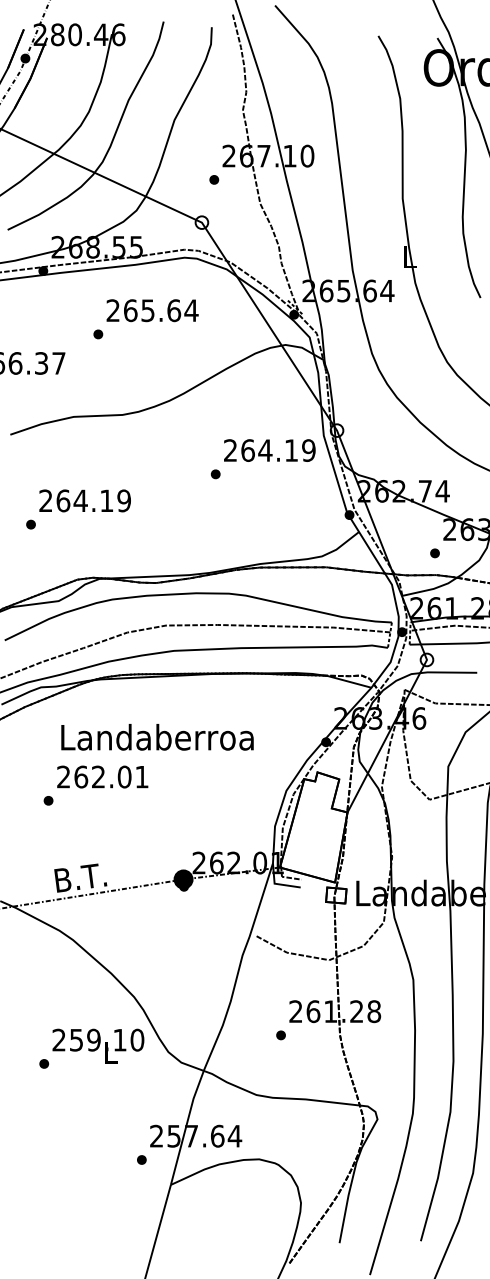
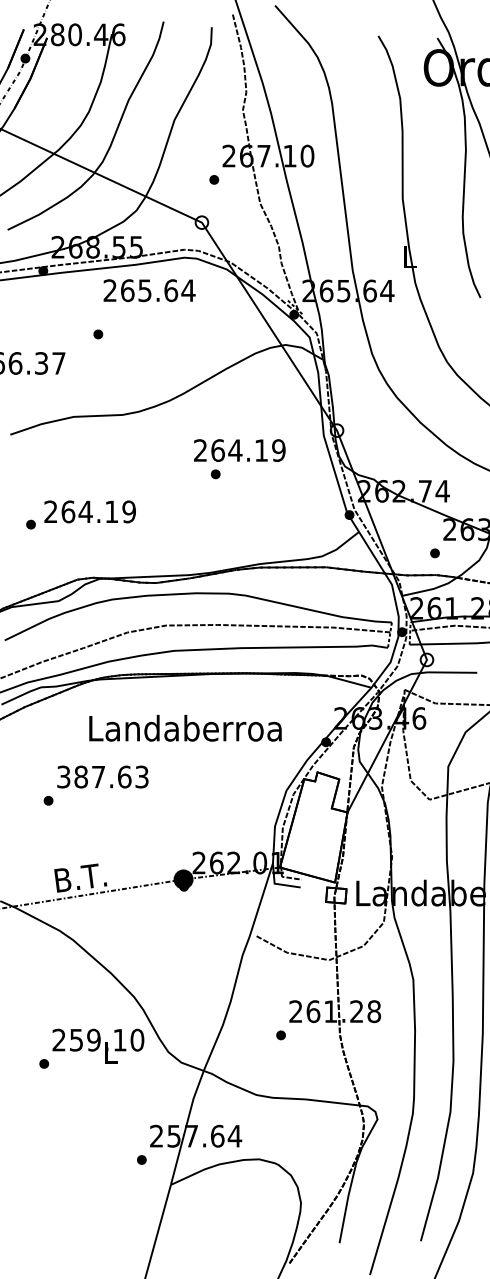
text position: (152, 310) -> (149, 290) (149, 290)
text position: (269, 450) -> (239, 450) (239, 450)
text position: (84, 500) -> (89, 511) (89, 511)
text position: (157, 737) -> (185, 728) (185, 728)
text: 262.01 -> 387.63 (102, 776)
